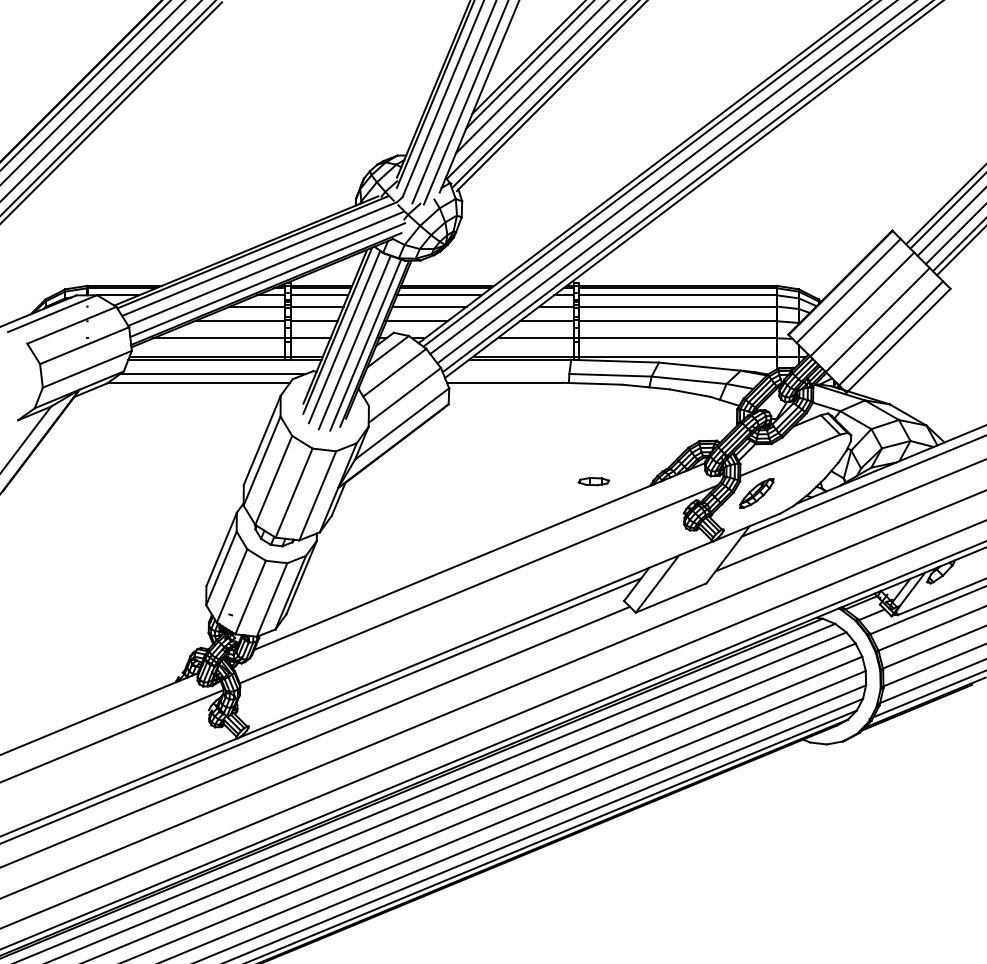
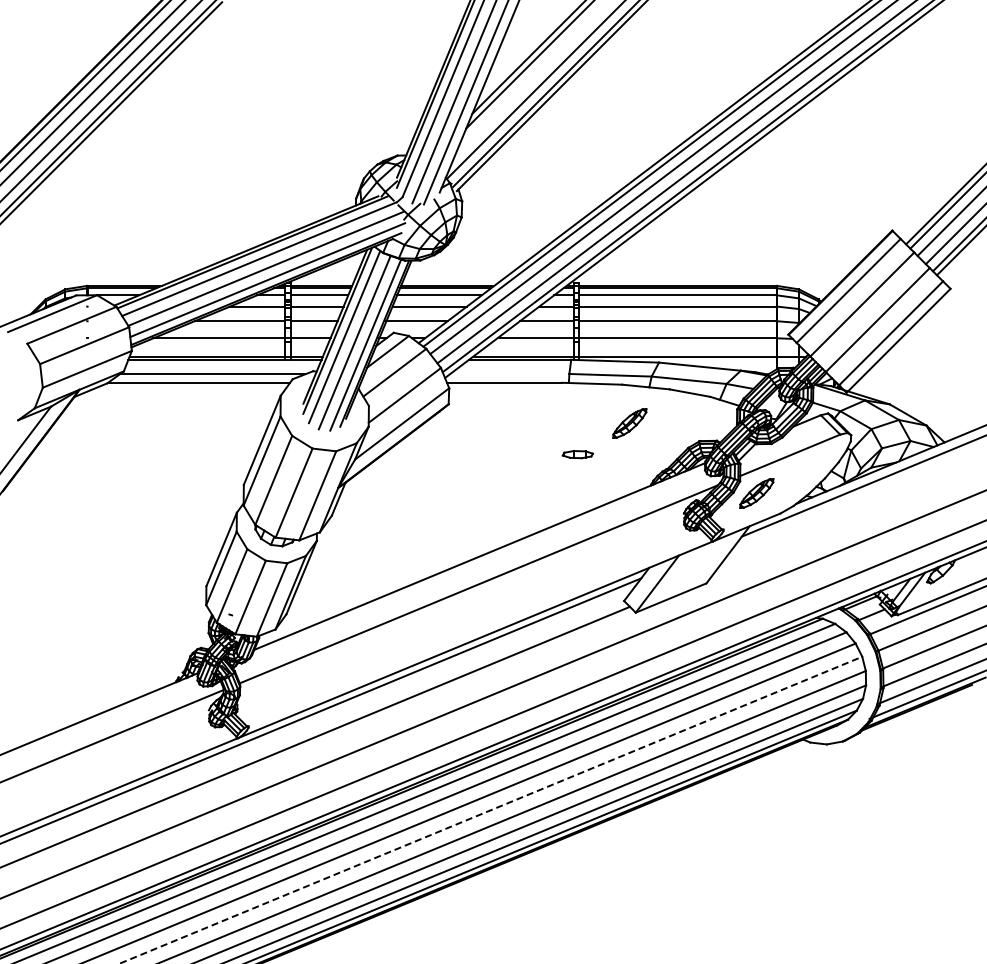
line: present -> none (531, 77)
part: none -> present (629, 423)
part position: (593, 481) -> (577, 454) (577, 454)
line: present -> none (849, 515)
line: solid -> dashed (490, 810)
